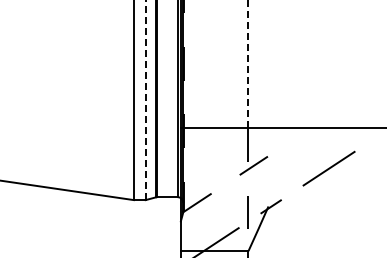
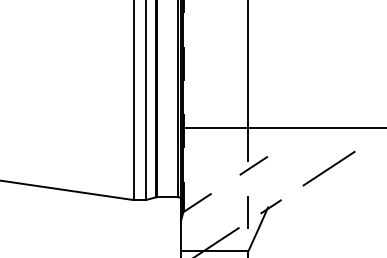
line: dashed -> solid (248, 64)
line: dashed -> solid (145, 100)
